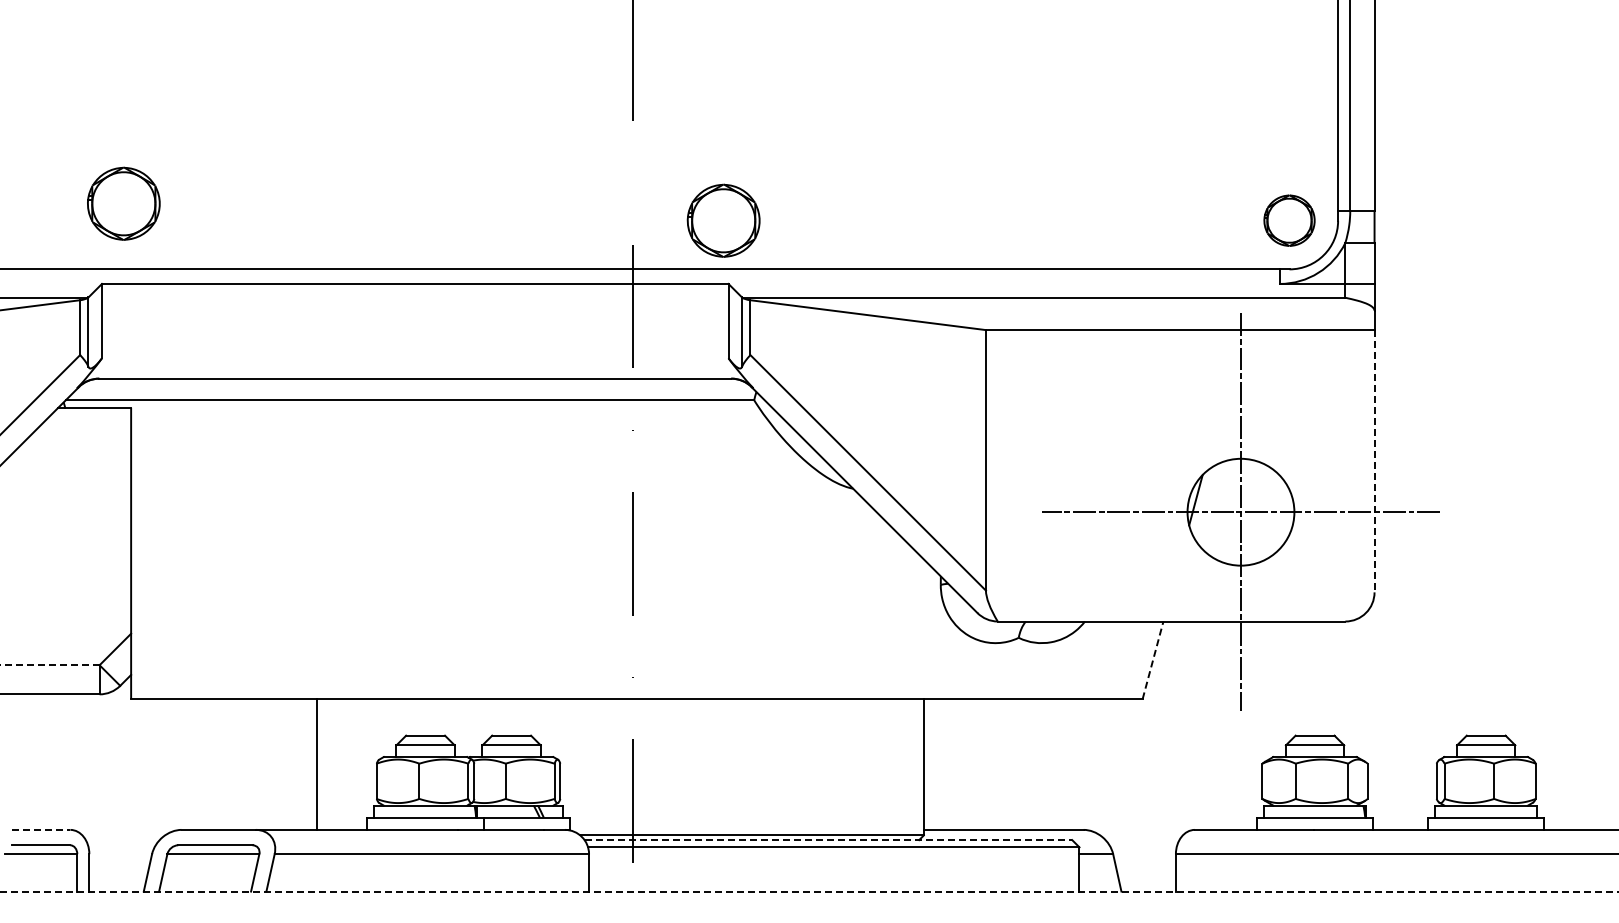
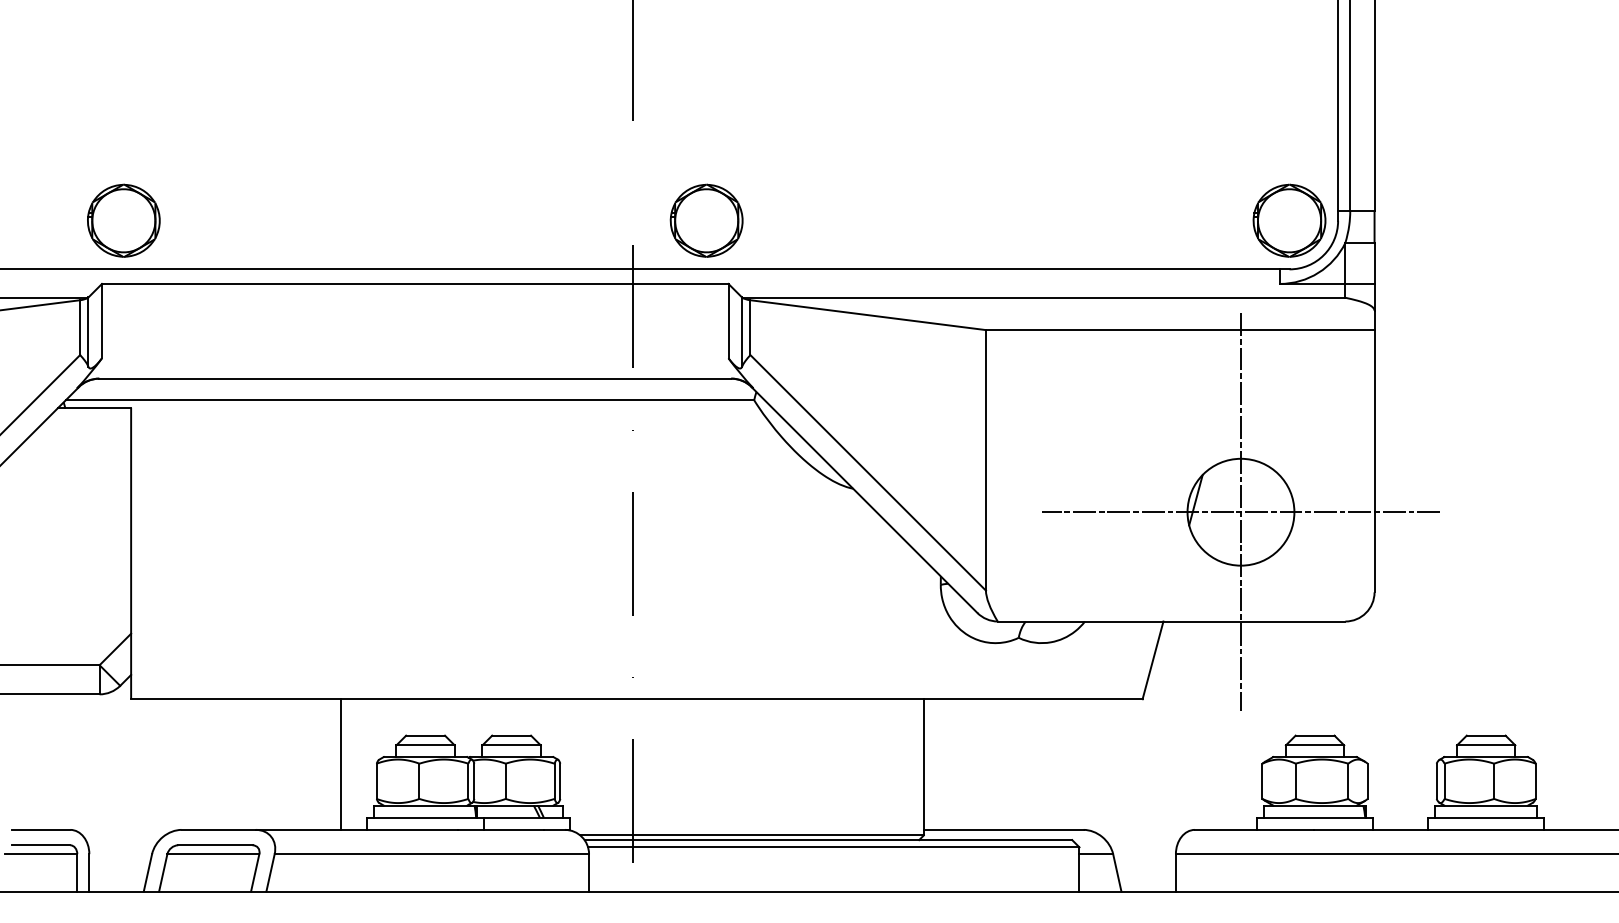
part position: (123, 203) -> (123, 220) (123, 220)
part position: (723, 220) -> (706, 220) (706, 220)
part size: 53x53 px -> 75x75 px (1289, 220)
line: dashed -> solid (1374, 461)
line: dashed -> solid (1153, 659)
line: dashed -> solid (49, 665)
line position: (317, 764) -> (341, 764) (341, 764)
line: dashed -> solid (41, 829)
line: dashed -> solid (828, 840)
line: dashed -> solid (809, 891)
